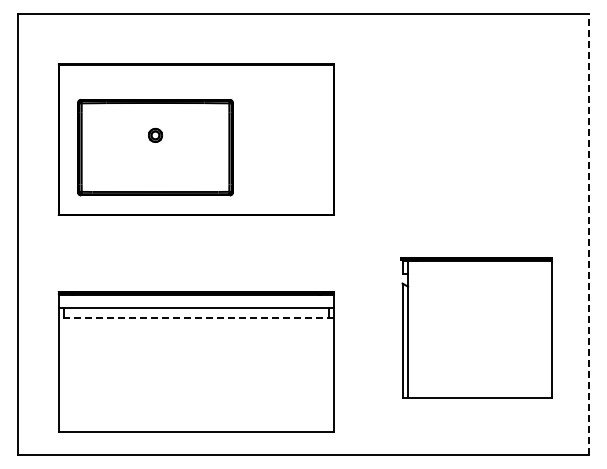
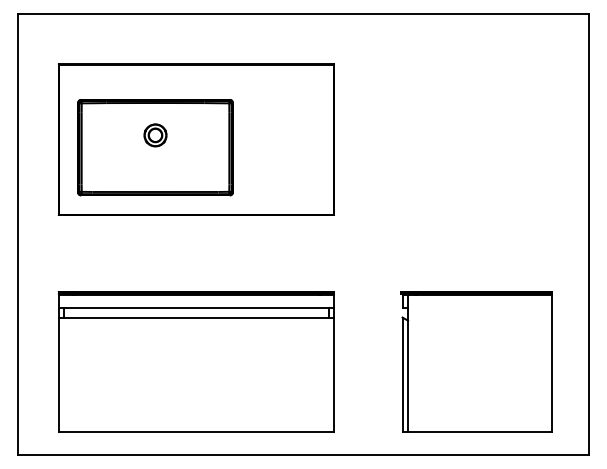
part size: 15x16 px -> 25x25 px (155, 135)
line: dashed -> solid (588, 234)
line: dashed -> solid (196, 317)
part position: (476, 327) -> (476, 361) (476, 361)
